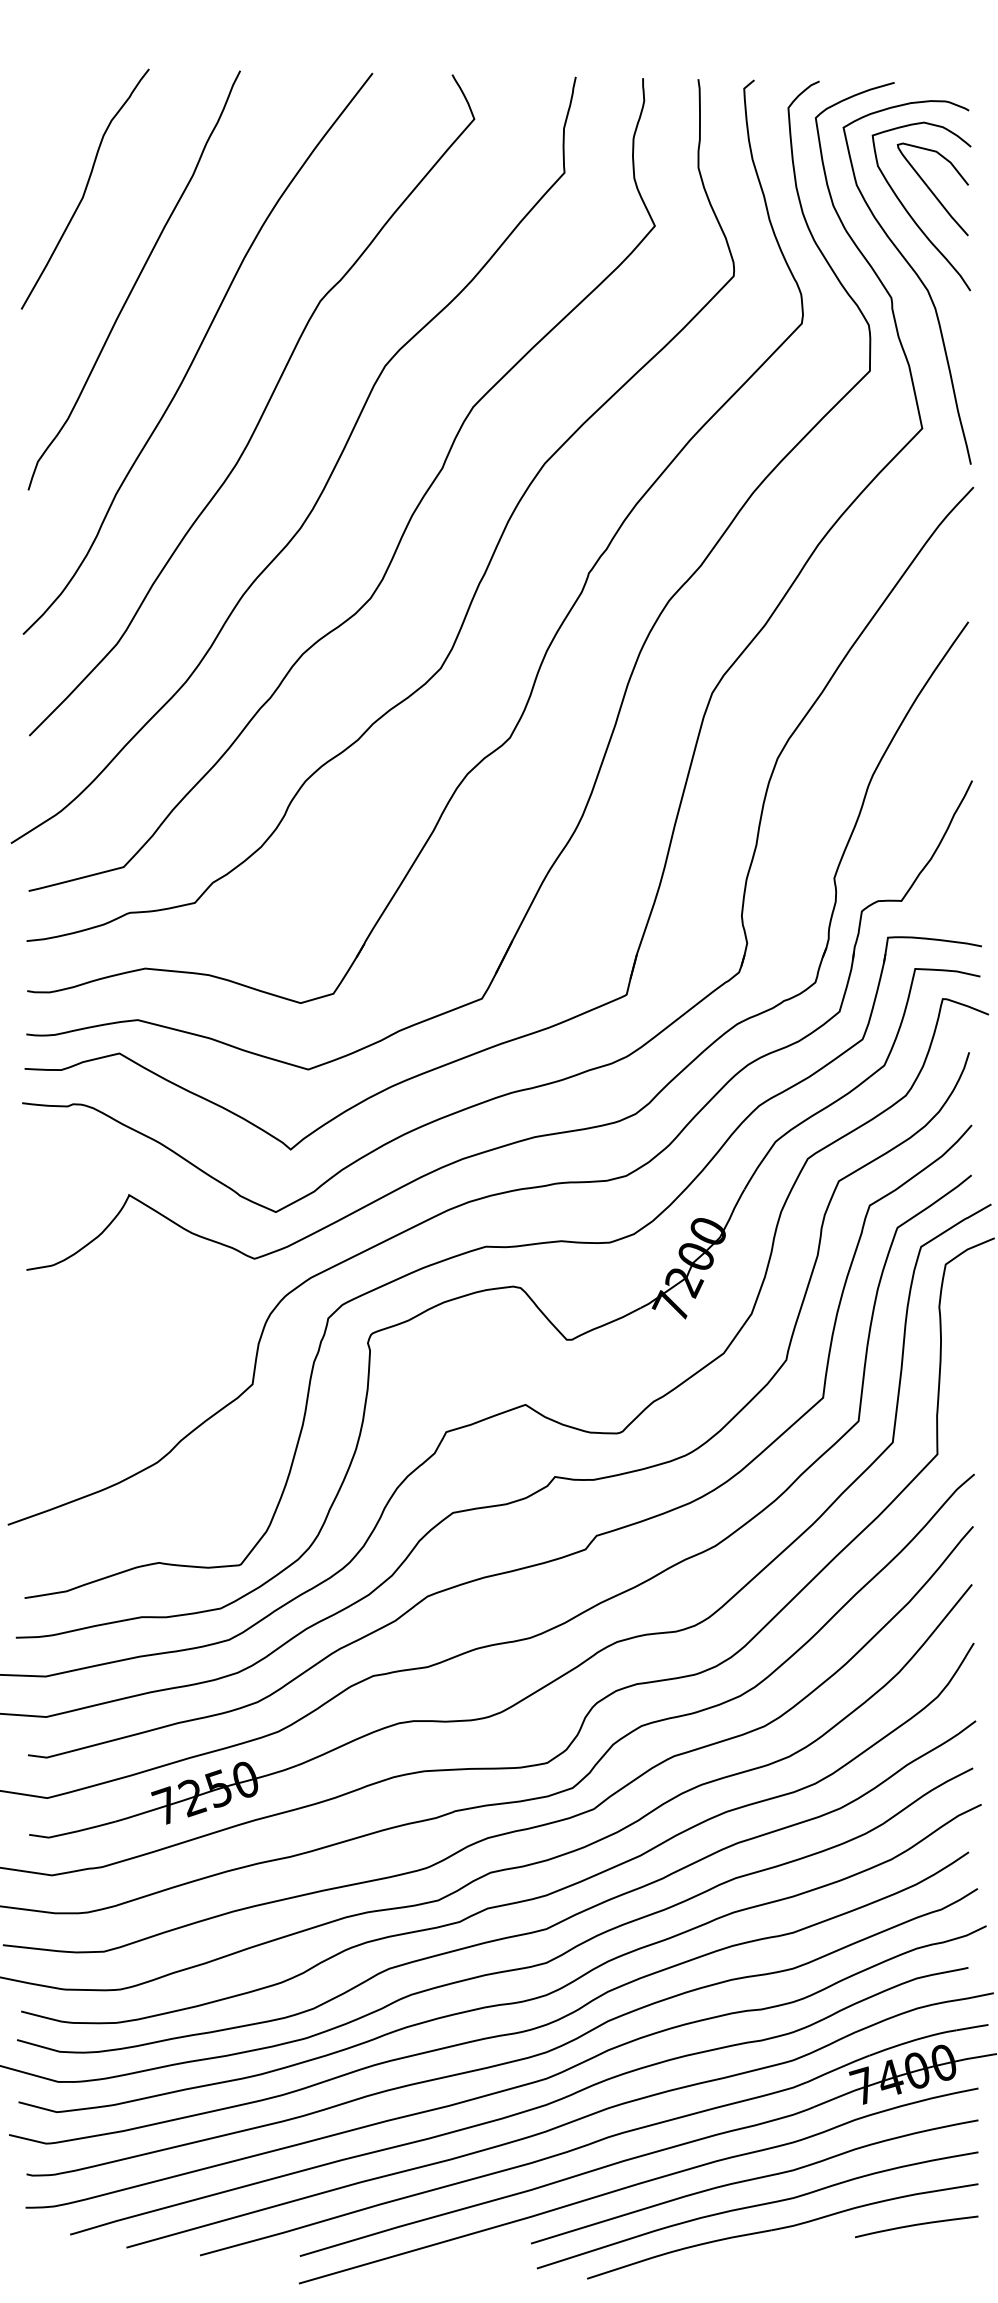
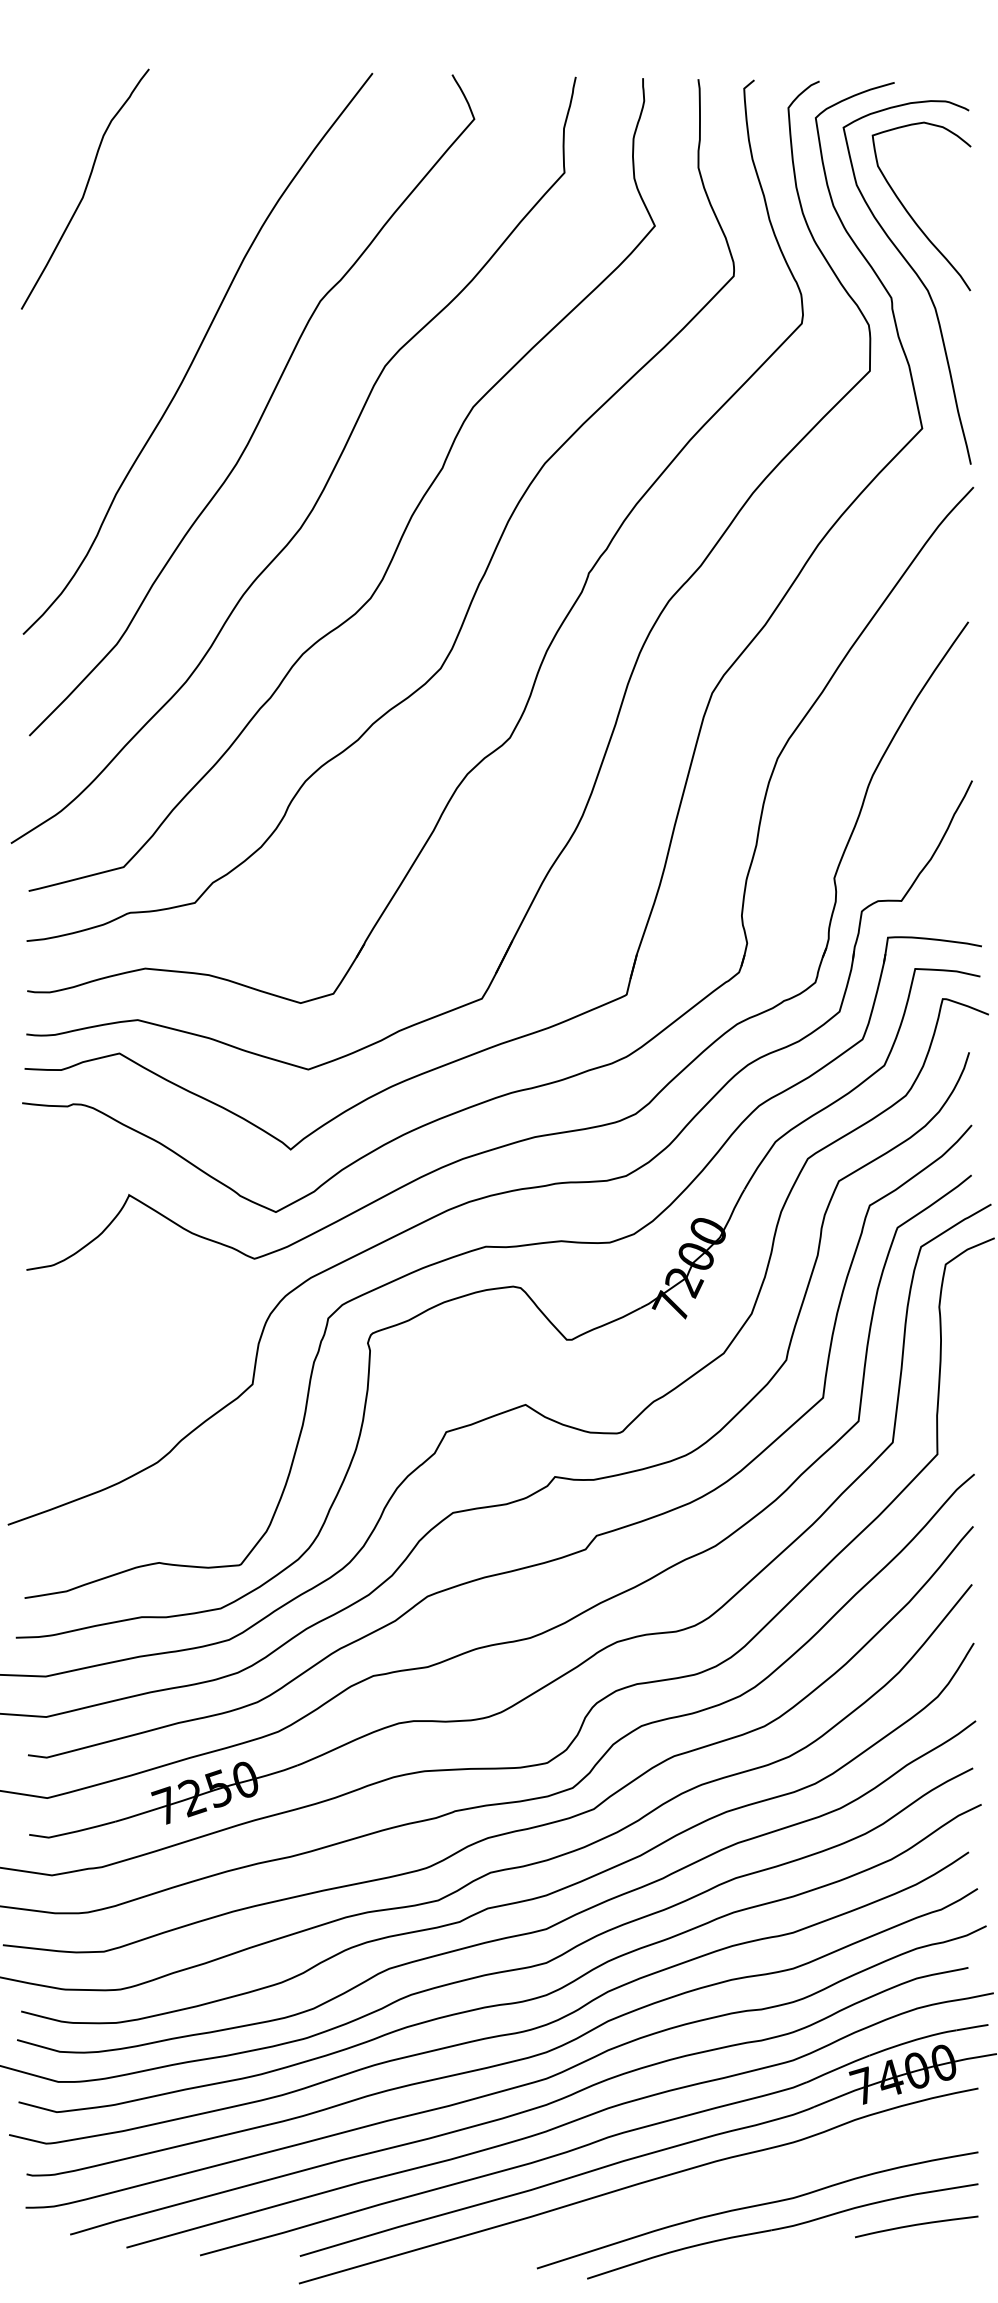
curve: present -> none (931, 189)
curve: present -> none (135, 280)
curve: present -> none (753, 2180)
